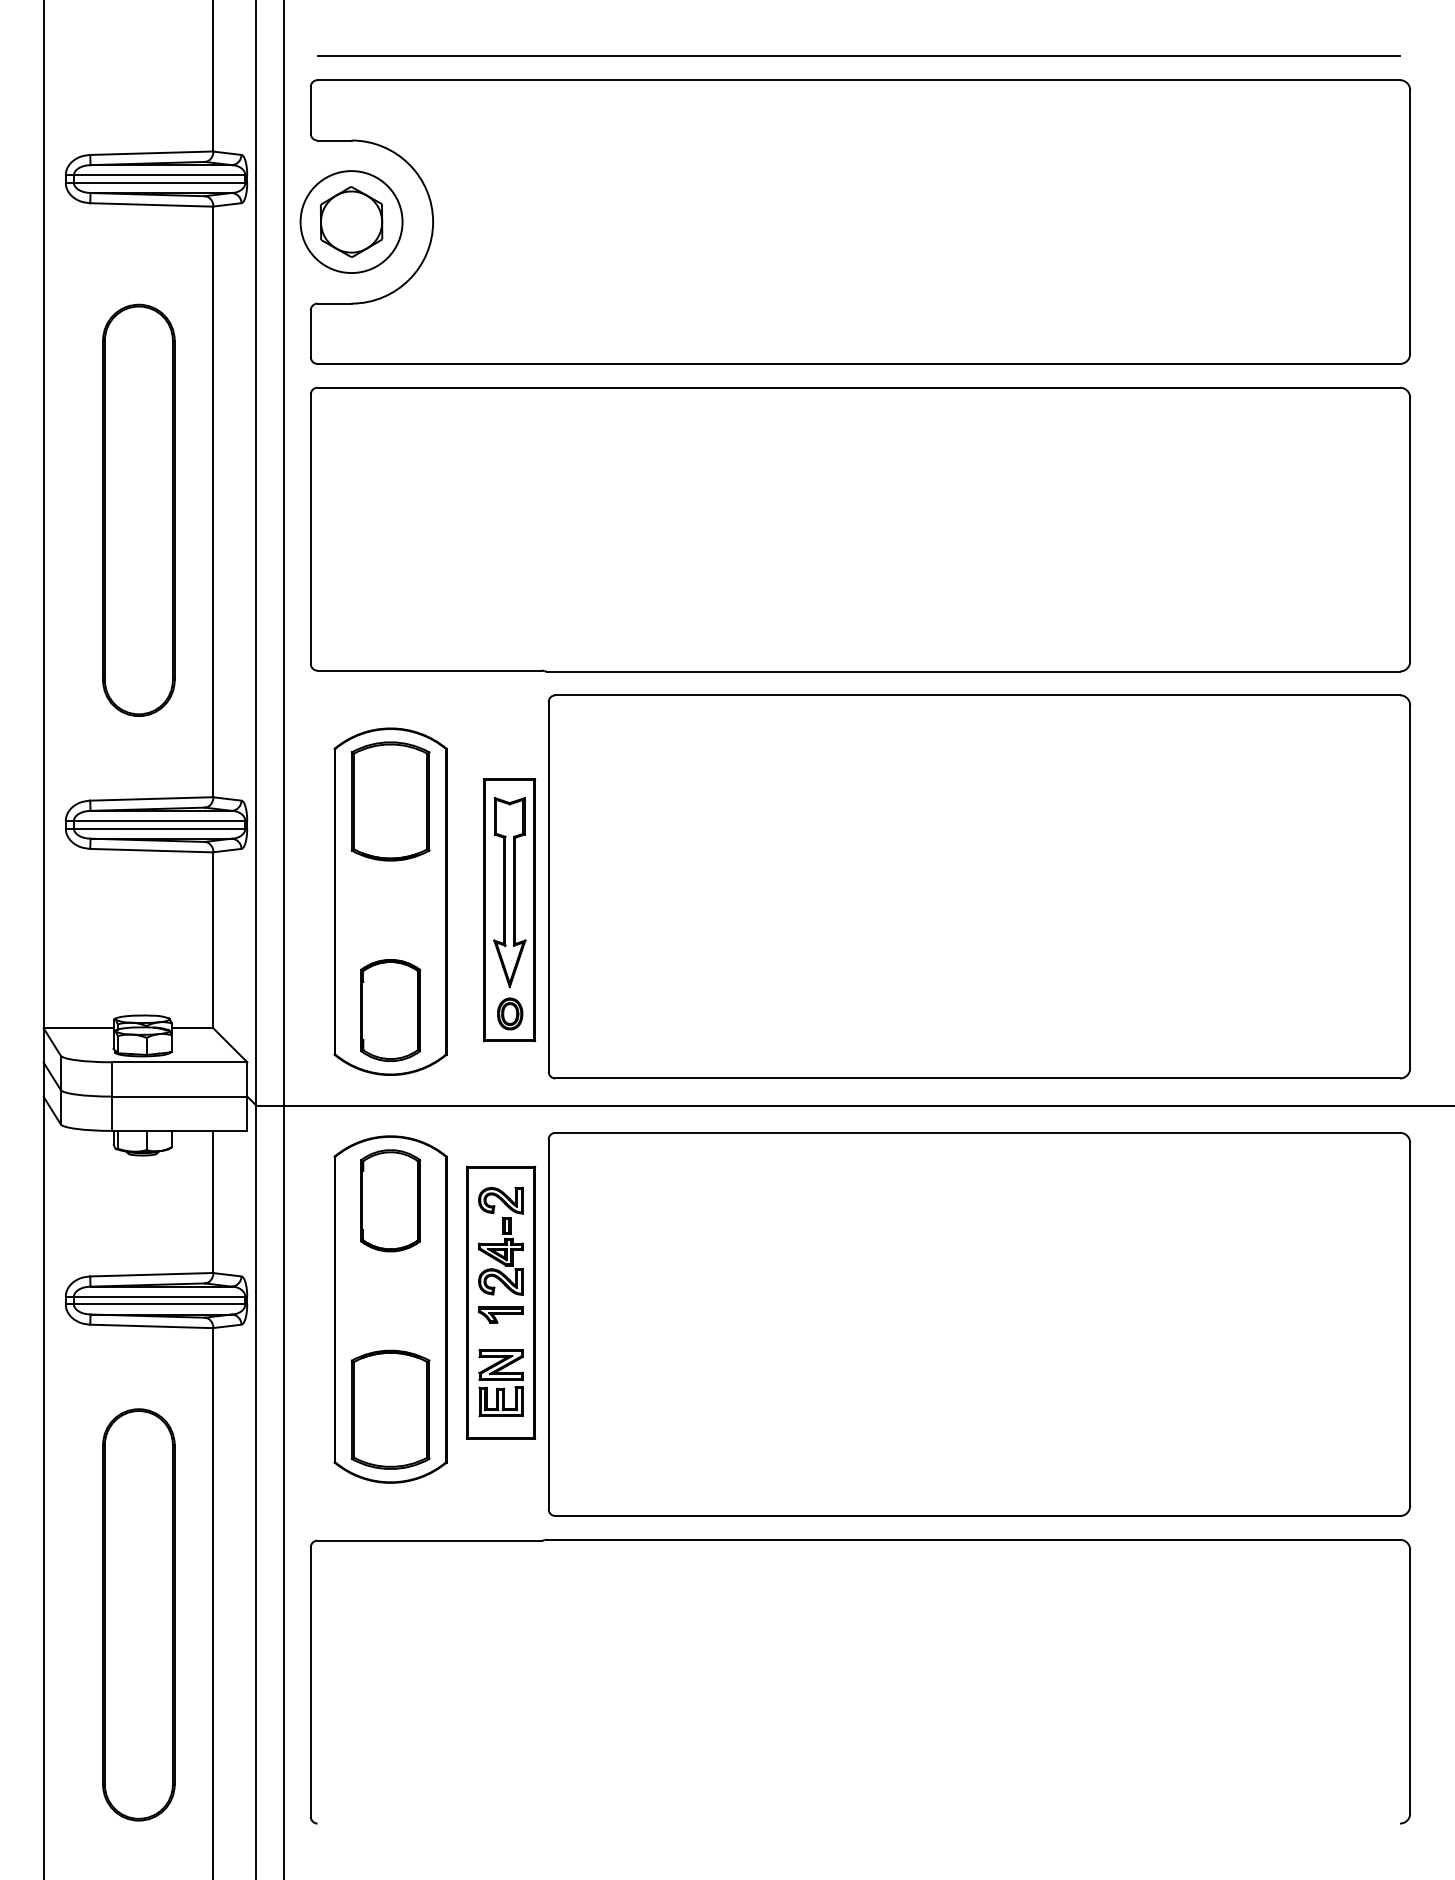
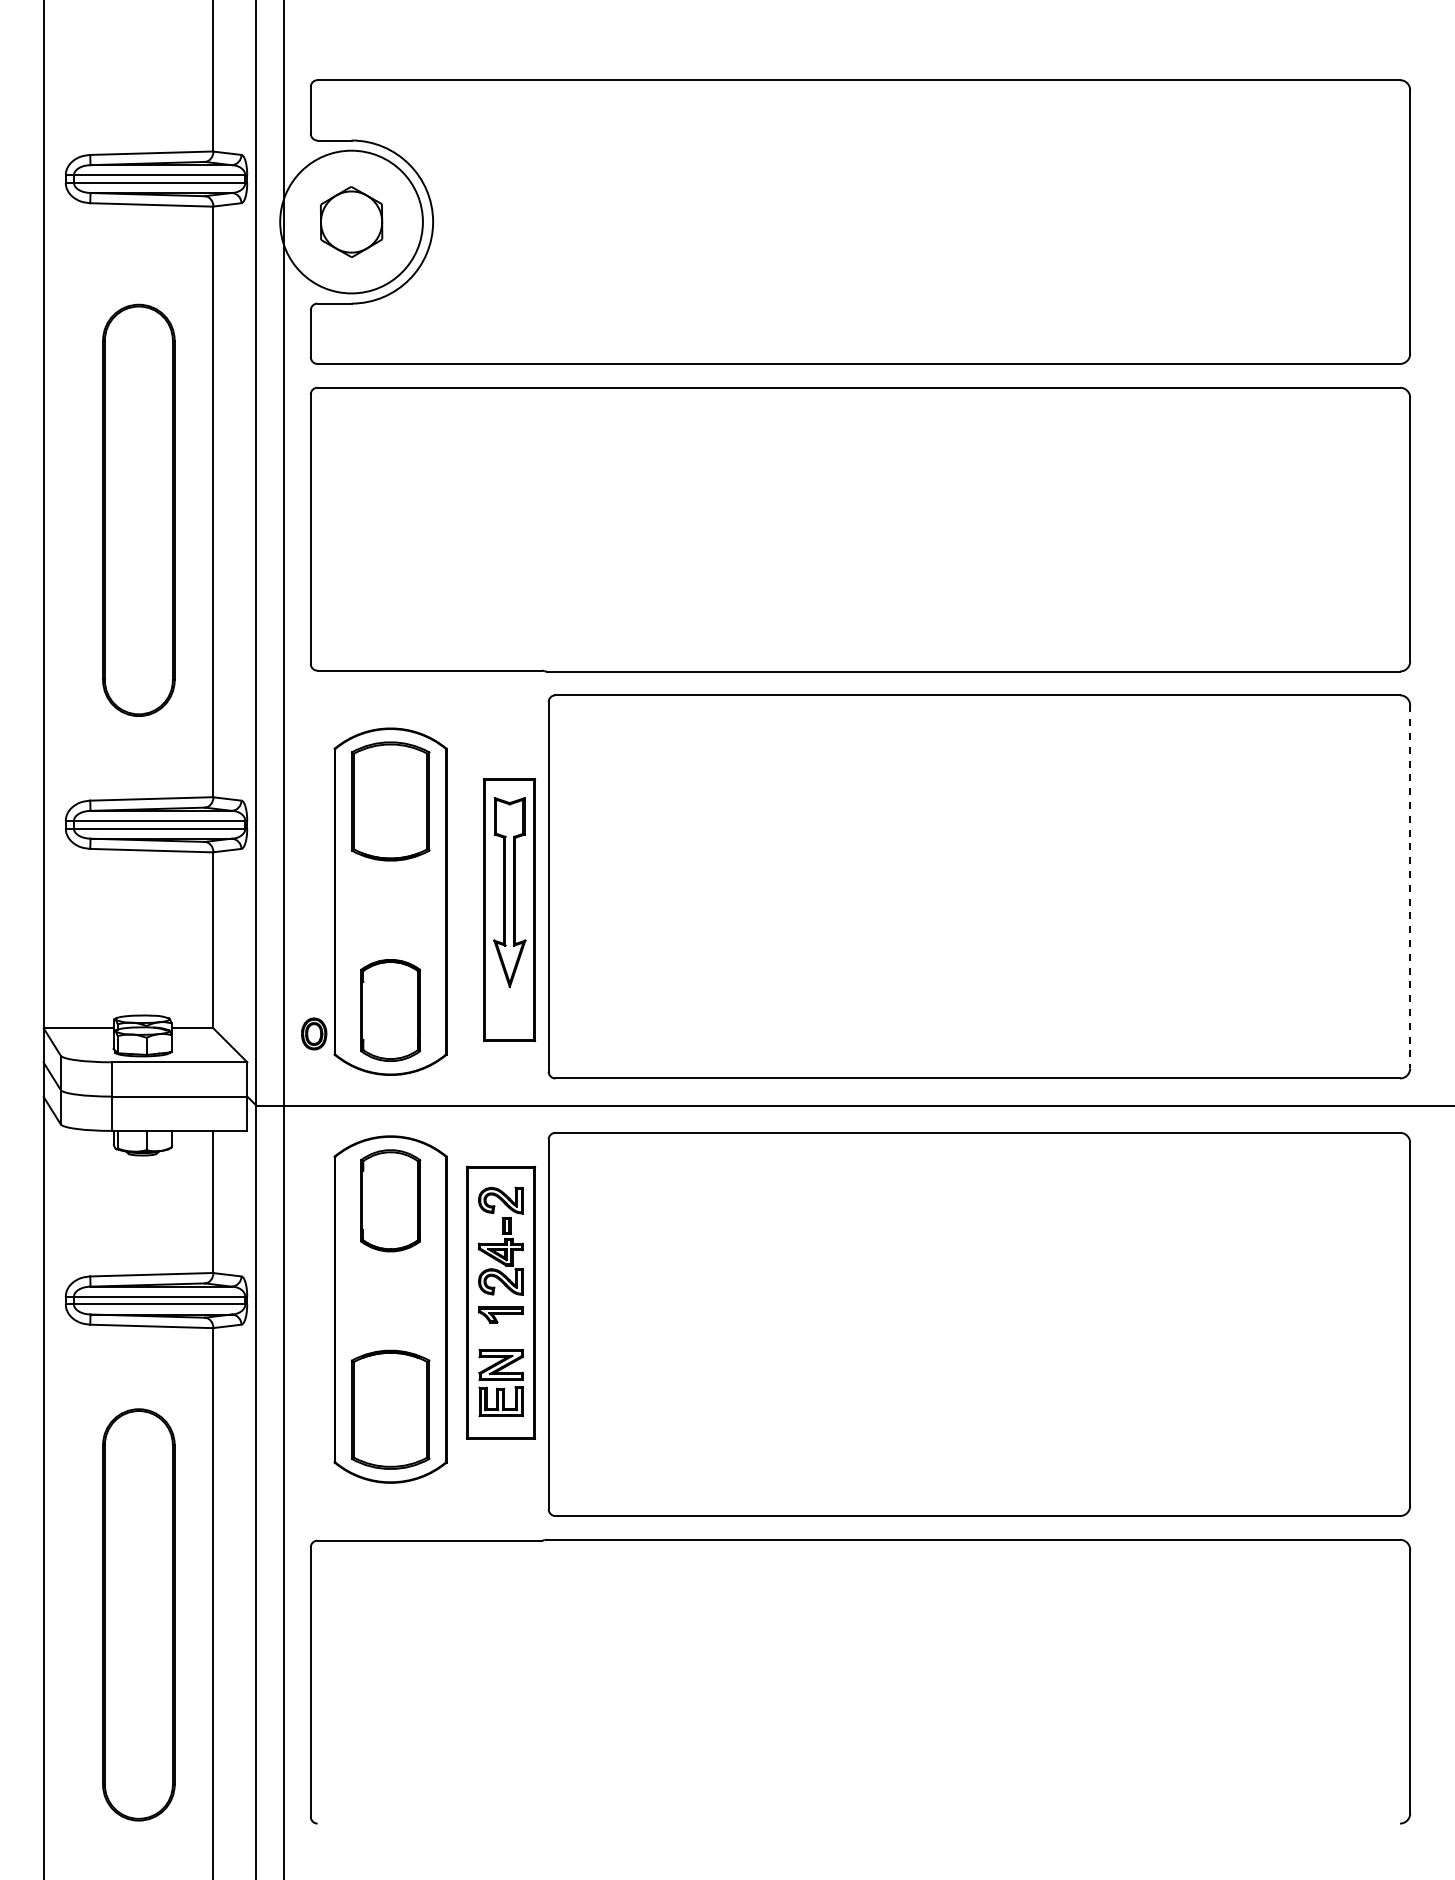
line: present -> none (858, 56)
circle diameter: 102 px -> 143 px (351, 221)
line: solid -> dashed (1410, 887)
part position: (510, 1013) -> (314, 1033) (314, 1033)
